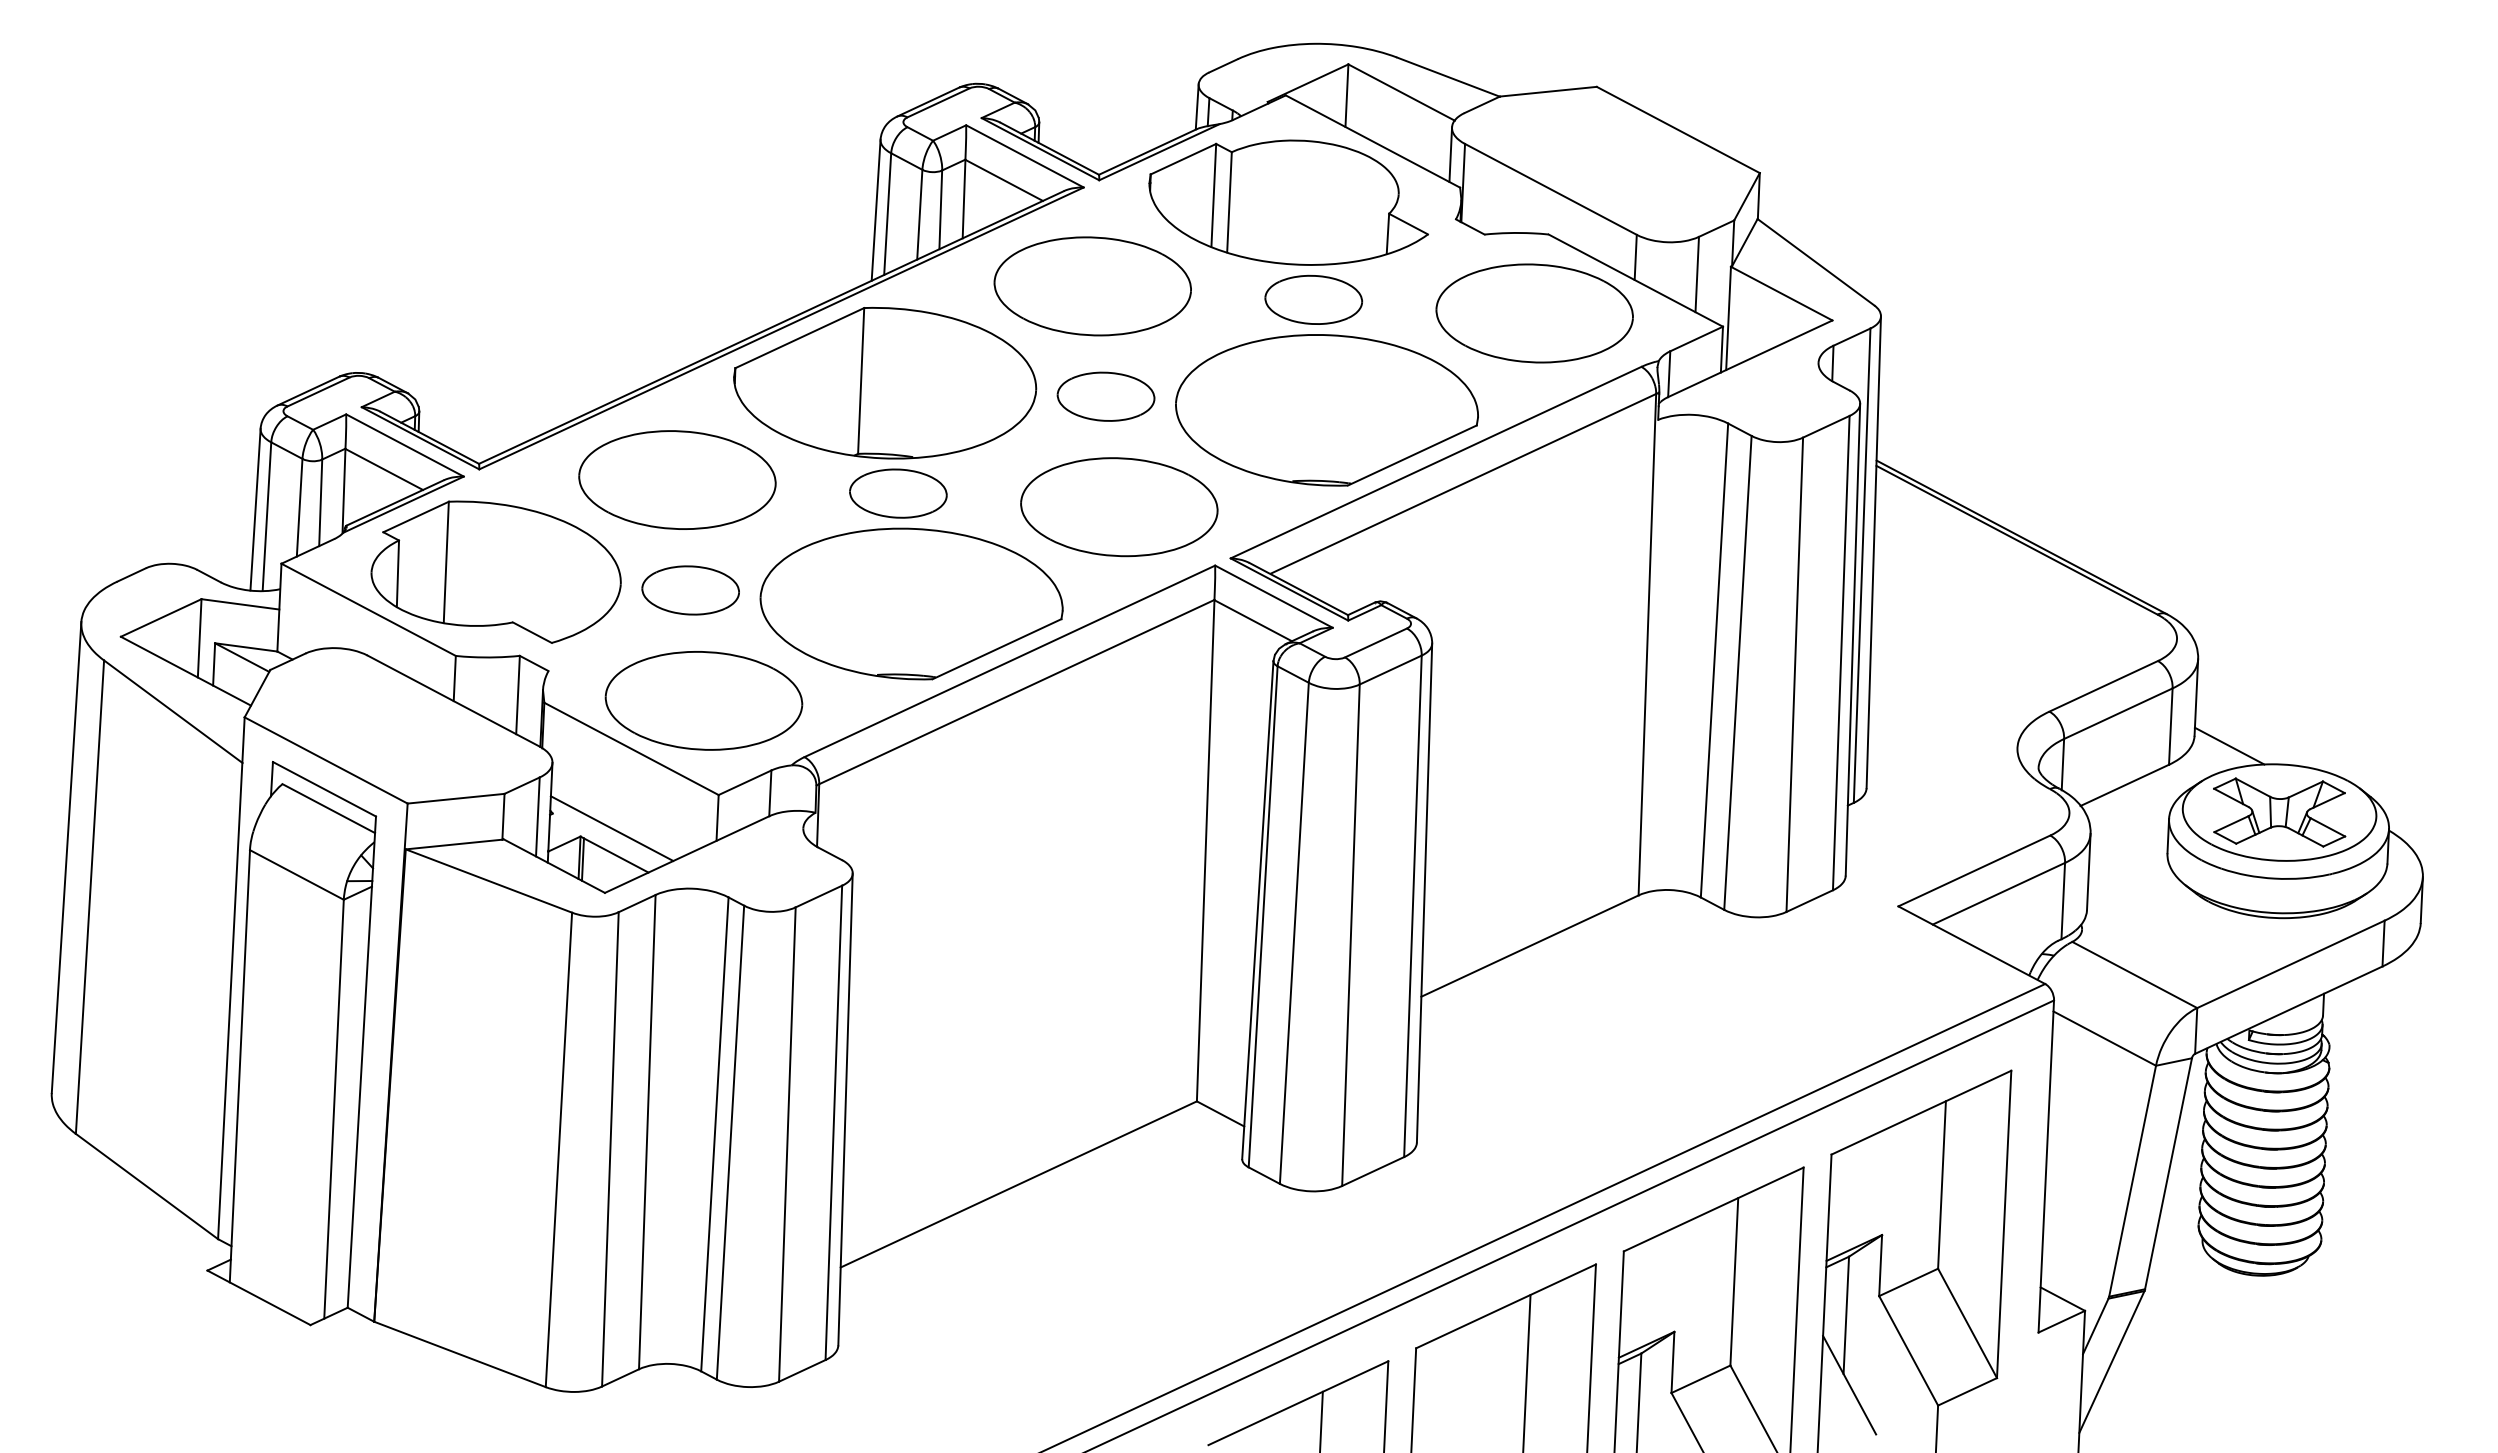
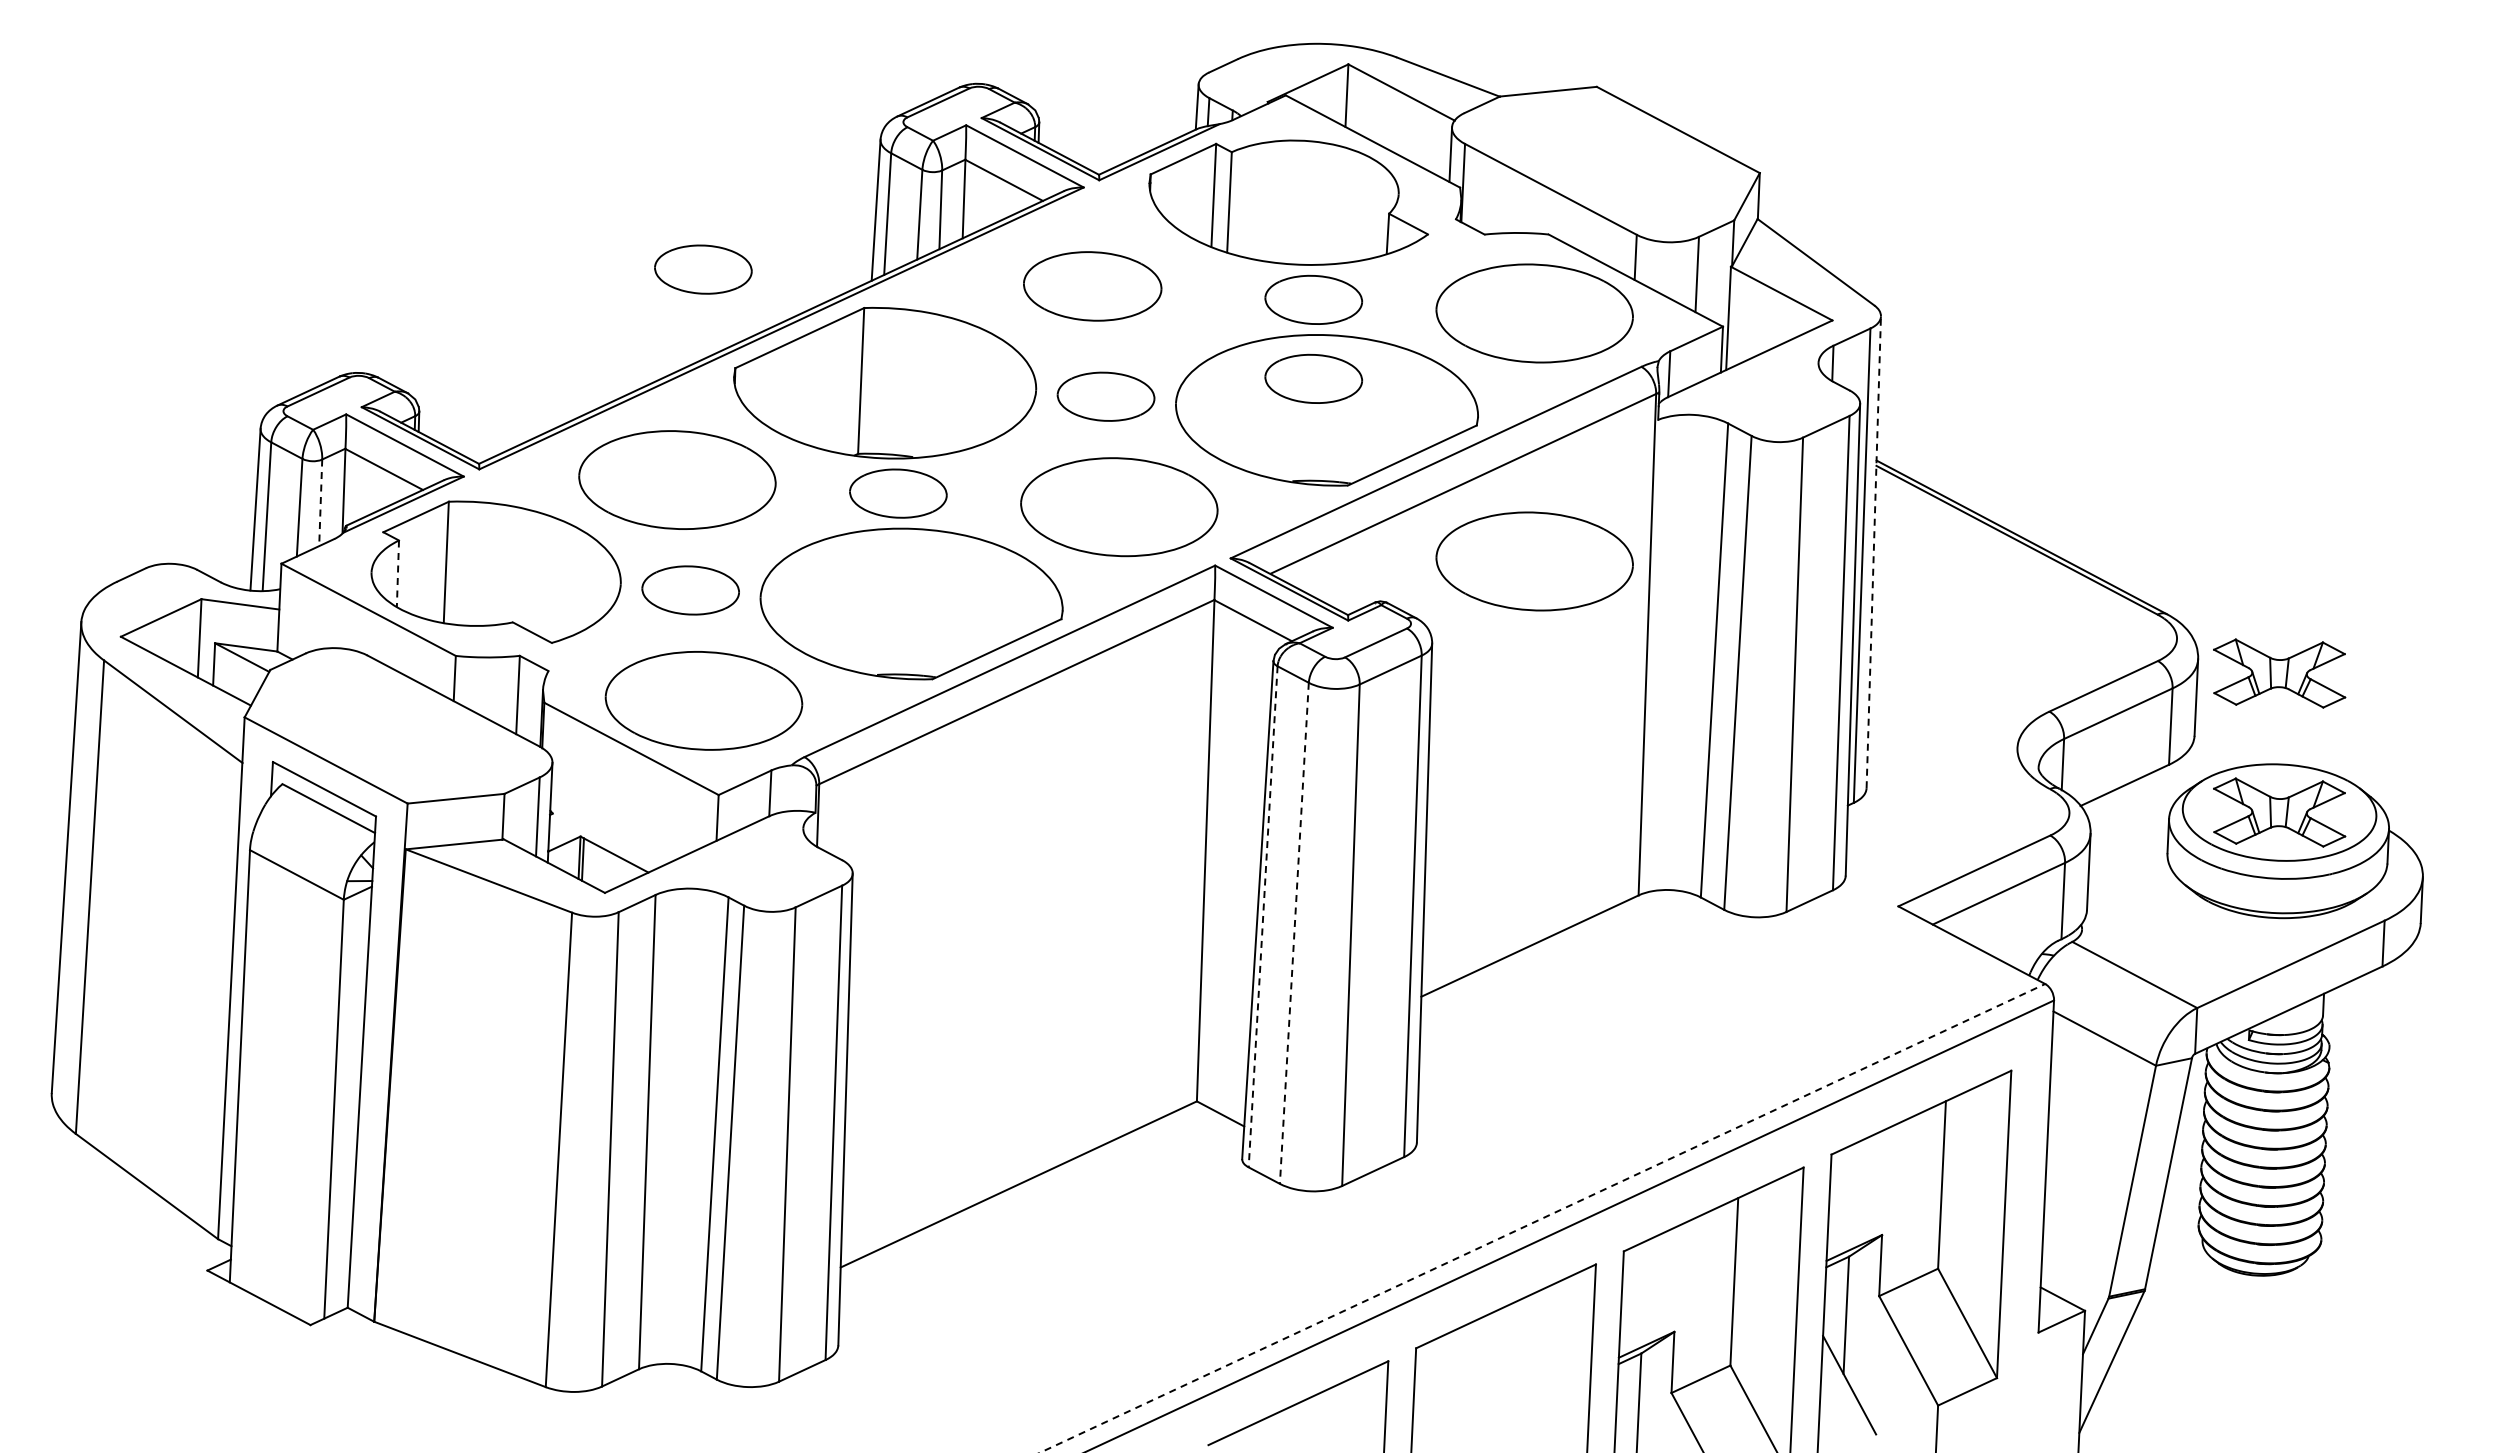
part: none -> present (703, 269)
part size: 199x101 px -> 140x71 px (1092, 286)
part: none -> present (1313, 378)
line: solid -> dashed (320, 503)
line: solid -> dashed (1873, 551)
part: none -> present (1534, 561)
line: solid -> dashed (397, 574)
part: none -> present (2279, 673)
line: present -> none (2229, 745)
line: present -> none (611, 828)
line: solid -> dashed (1263, 916)
line: solid -> dashed (1294, 933)
line: solid -> dashed (1543, 1218)
line: present -> none (1526, 1371)
line: present -> none (1321, 1420)
